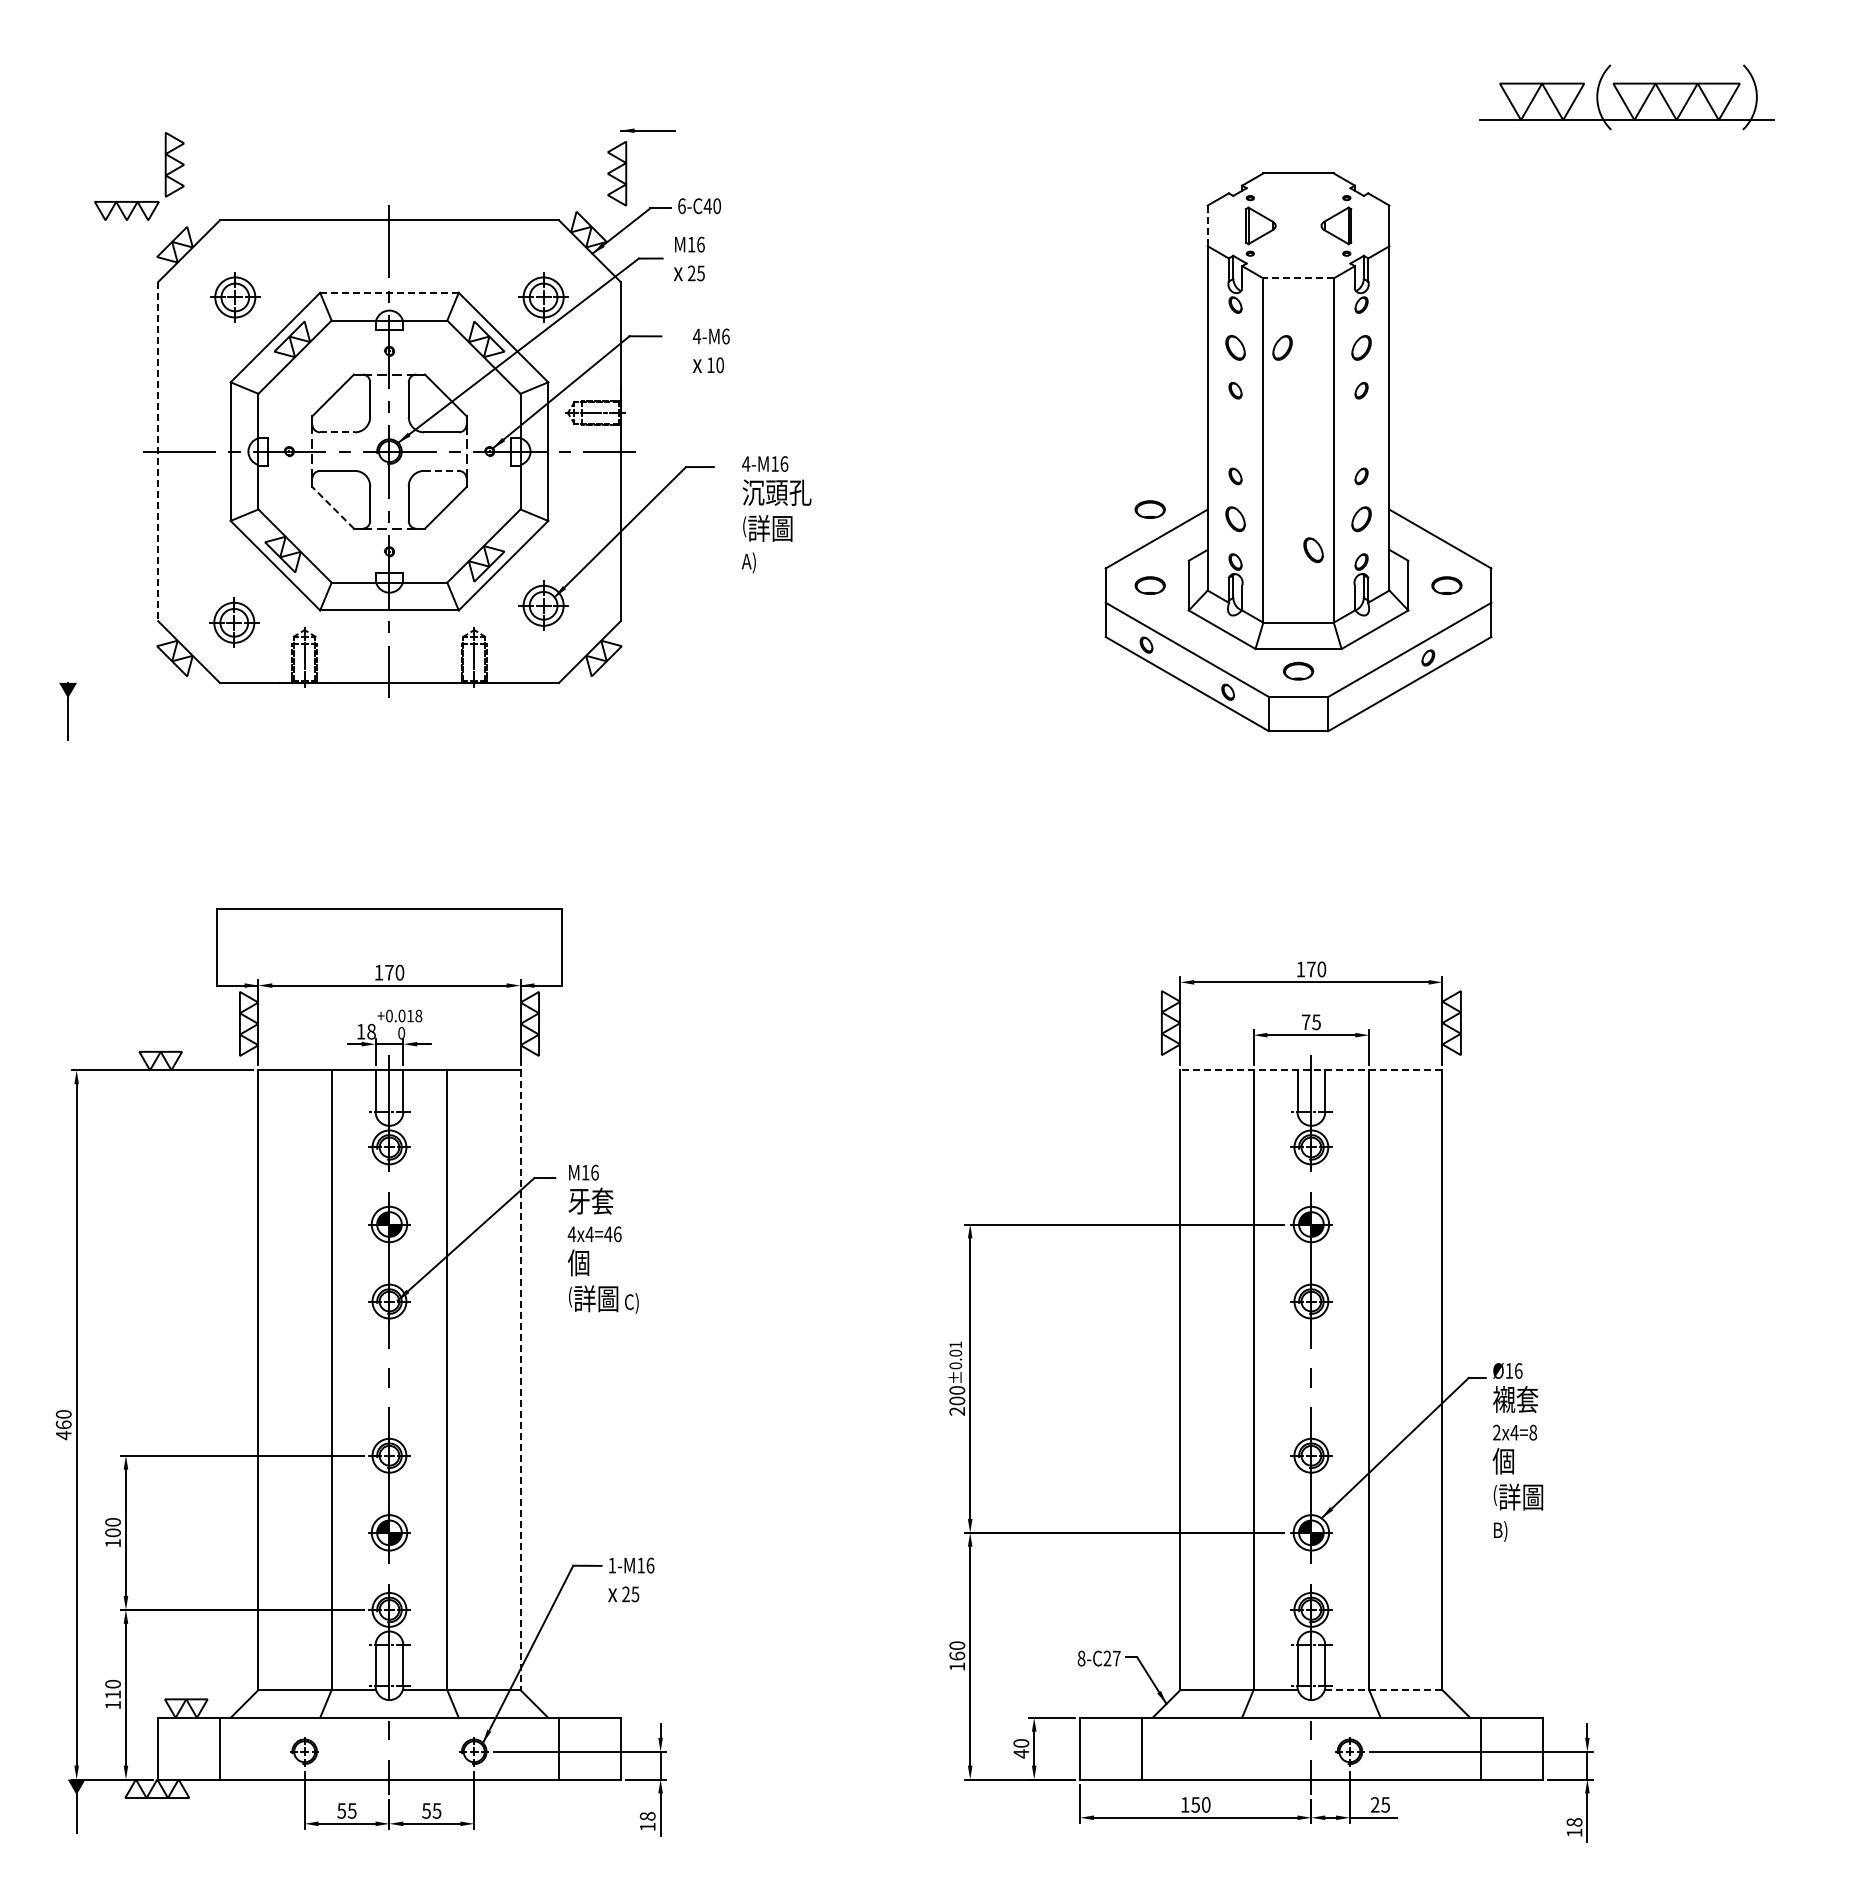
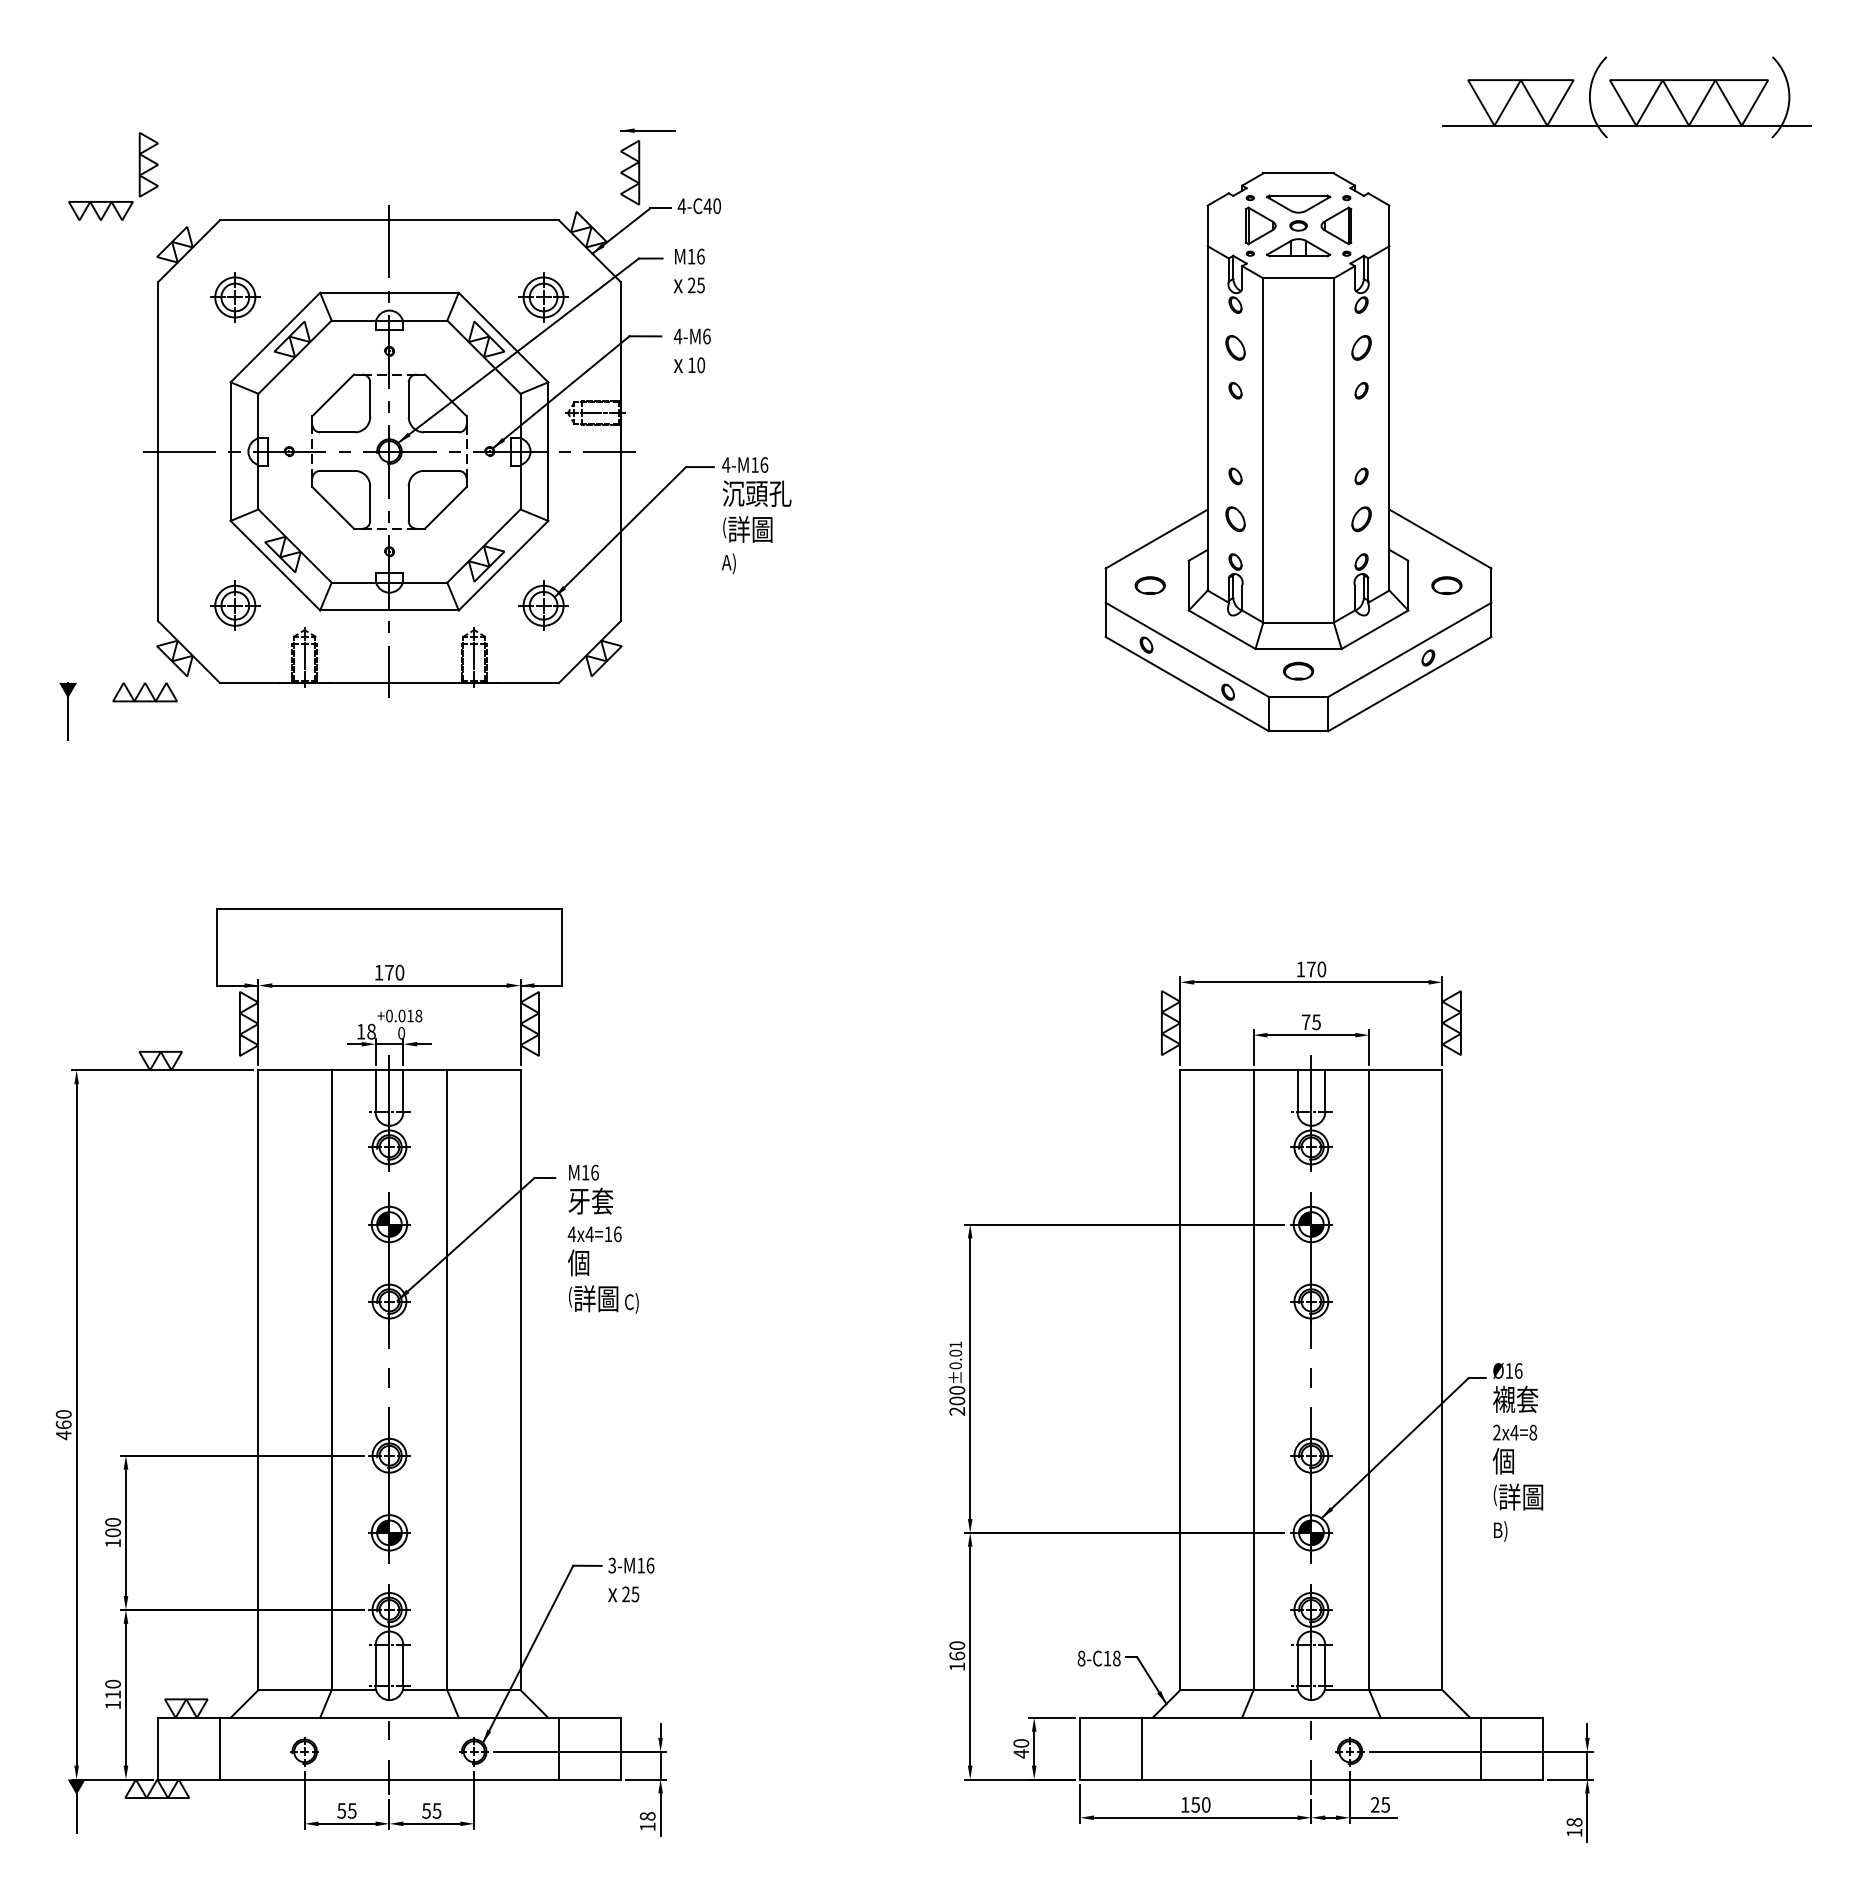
part size: 296x67 px -> 370x83 px (1626, 97)
part position: (617, 173) -> (630, 172) (630, 172)
part position: (164, 176) -> (138, 176) (138, 176)
text: 6-C40 -> 4-C40 (681, 206)
line: dashed -> solid (1207, 225)
part: none -> present (1298, 225)
text position: (689, 258) -> (689, 270) (689, 270)
line: dashed -> solid (1298, 278)
line: dashed -> solid (389, 292)
part: present -> none (1282, 347)
text position: (710, 350) -> (691, 350) (691, 350)
line: dashed -> solid (337, 432)
line: dashed -> solid (158, 451)
line: dashed -> solid (442, 470)
line: dashed -> solid (332, 507)
part: present -> none (1149, 509)
text position: (776, 514) -> (756, 515) (756, 515)
part: present -> none (1313, 550)
part position: (234, 622) -> (235, 605) (235, 605)
part: none -> present (144, 692)
line: dashed -> solid (1310, 1070)
text: 4x4=46 -> 4x4=16 (608, 1233)
line: dashed -> solid (520, 1380)
text: 1-M16 -> 3-M16 (611, 1565)
text: 8-C27 -> 8-C18 (1111, 1658)
line: dashed -> solid (1383, 1690)
